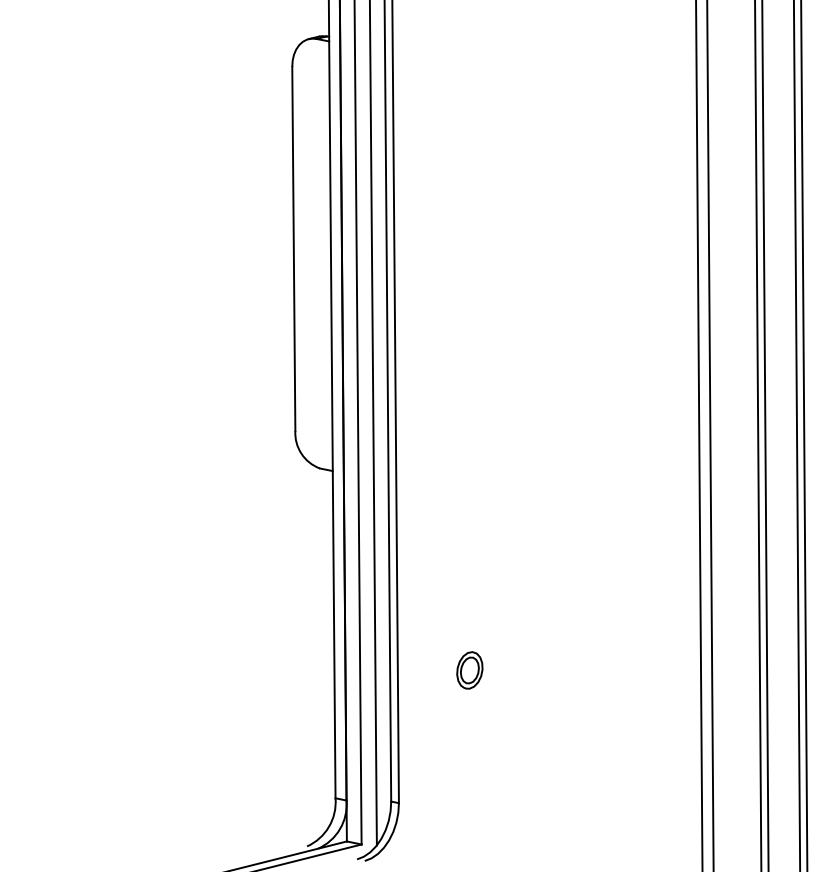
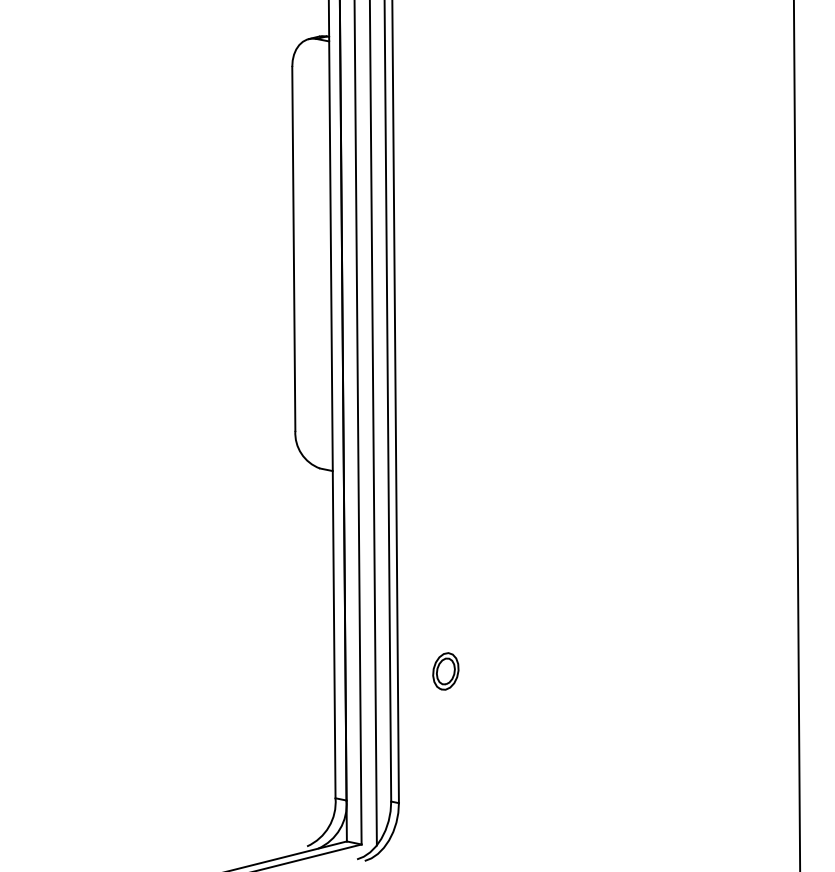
line: present -> none (699, 435)
line: present -> none (710, 435)
line: present -> none (758, 435)
line: present -> none (765, 435)
line: present -> none (804, 435)
part position: (469, 670) -> (445, 671) (445, 671)
